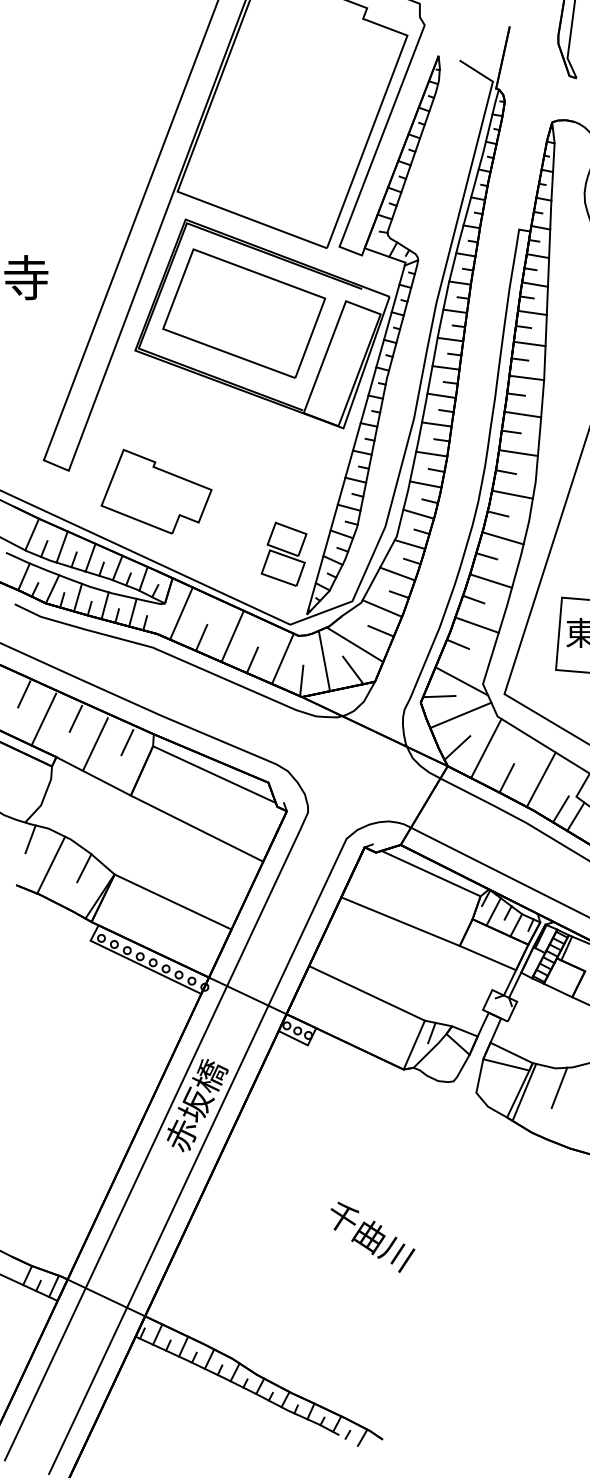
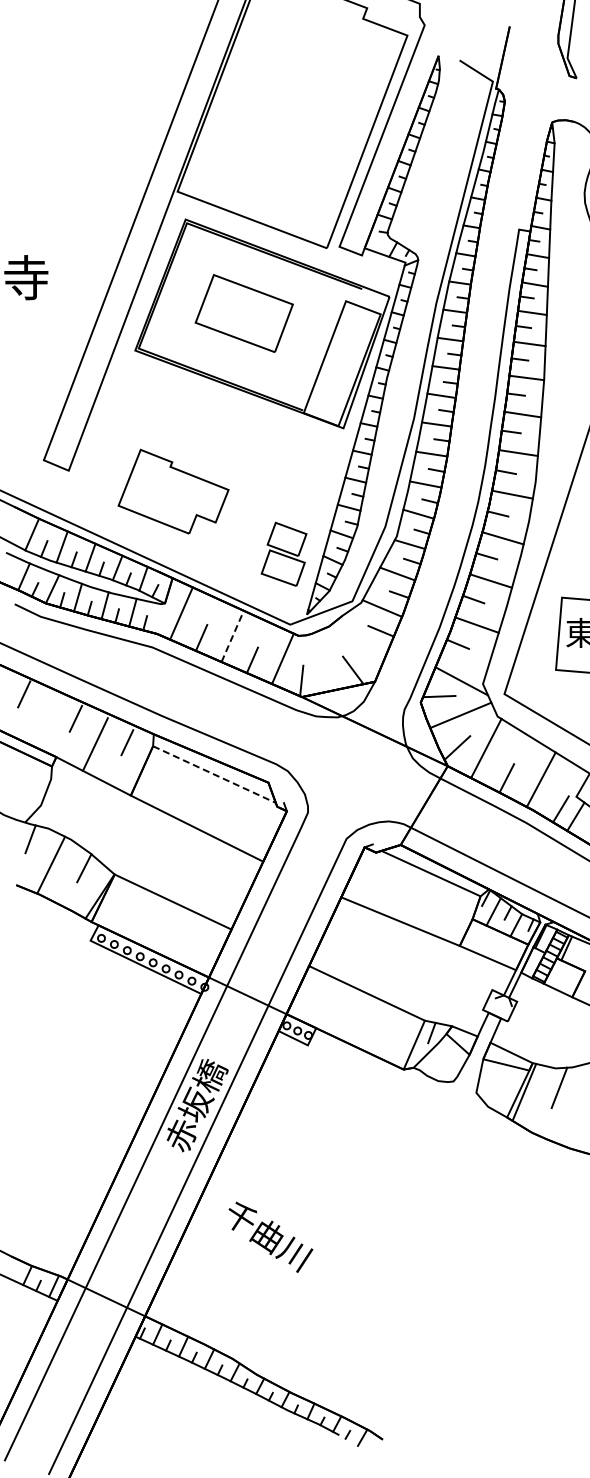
part size: 165x131 px -> 100x79 px (243, 313)
part position: (156, 491) -> (173, 491) (173, 491)
line: solid -> dashed (232, 636)
line: present -> none (354, 644)
line: present -> none (324, 660)
line: present -> none (43, 719)
line: solid -> dashed (222, 778)
text position: (372, 1236) -> (270, 1236) (270, 1236)
